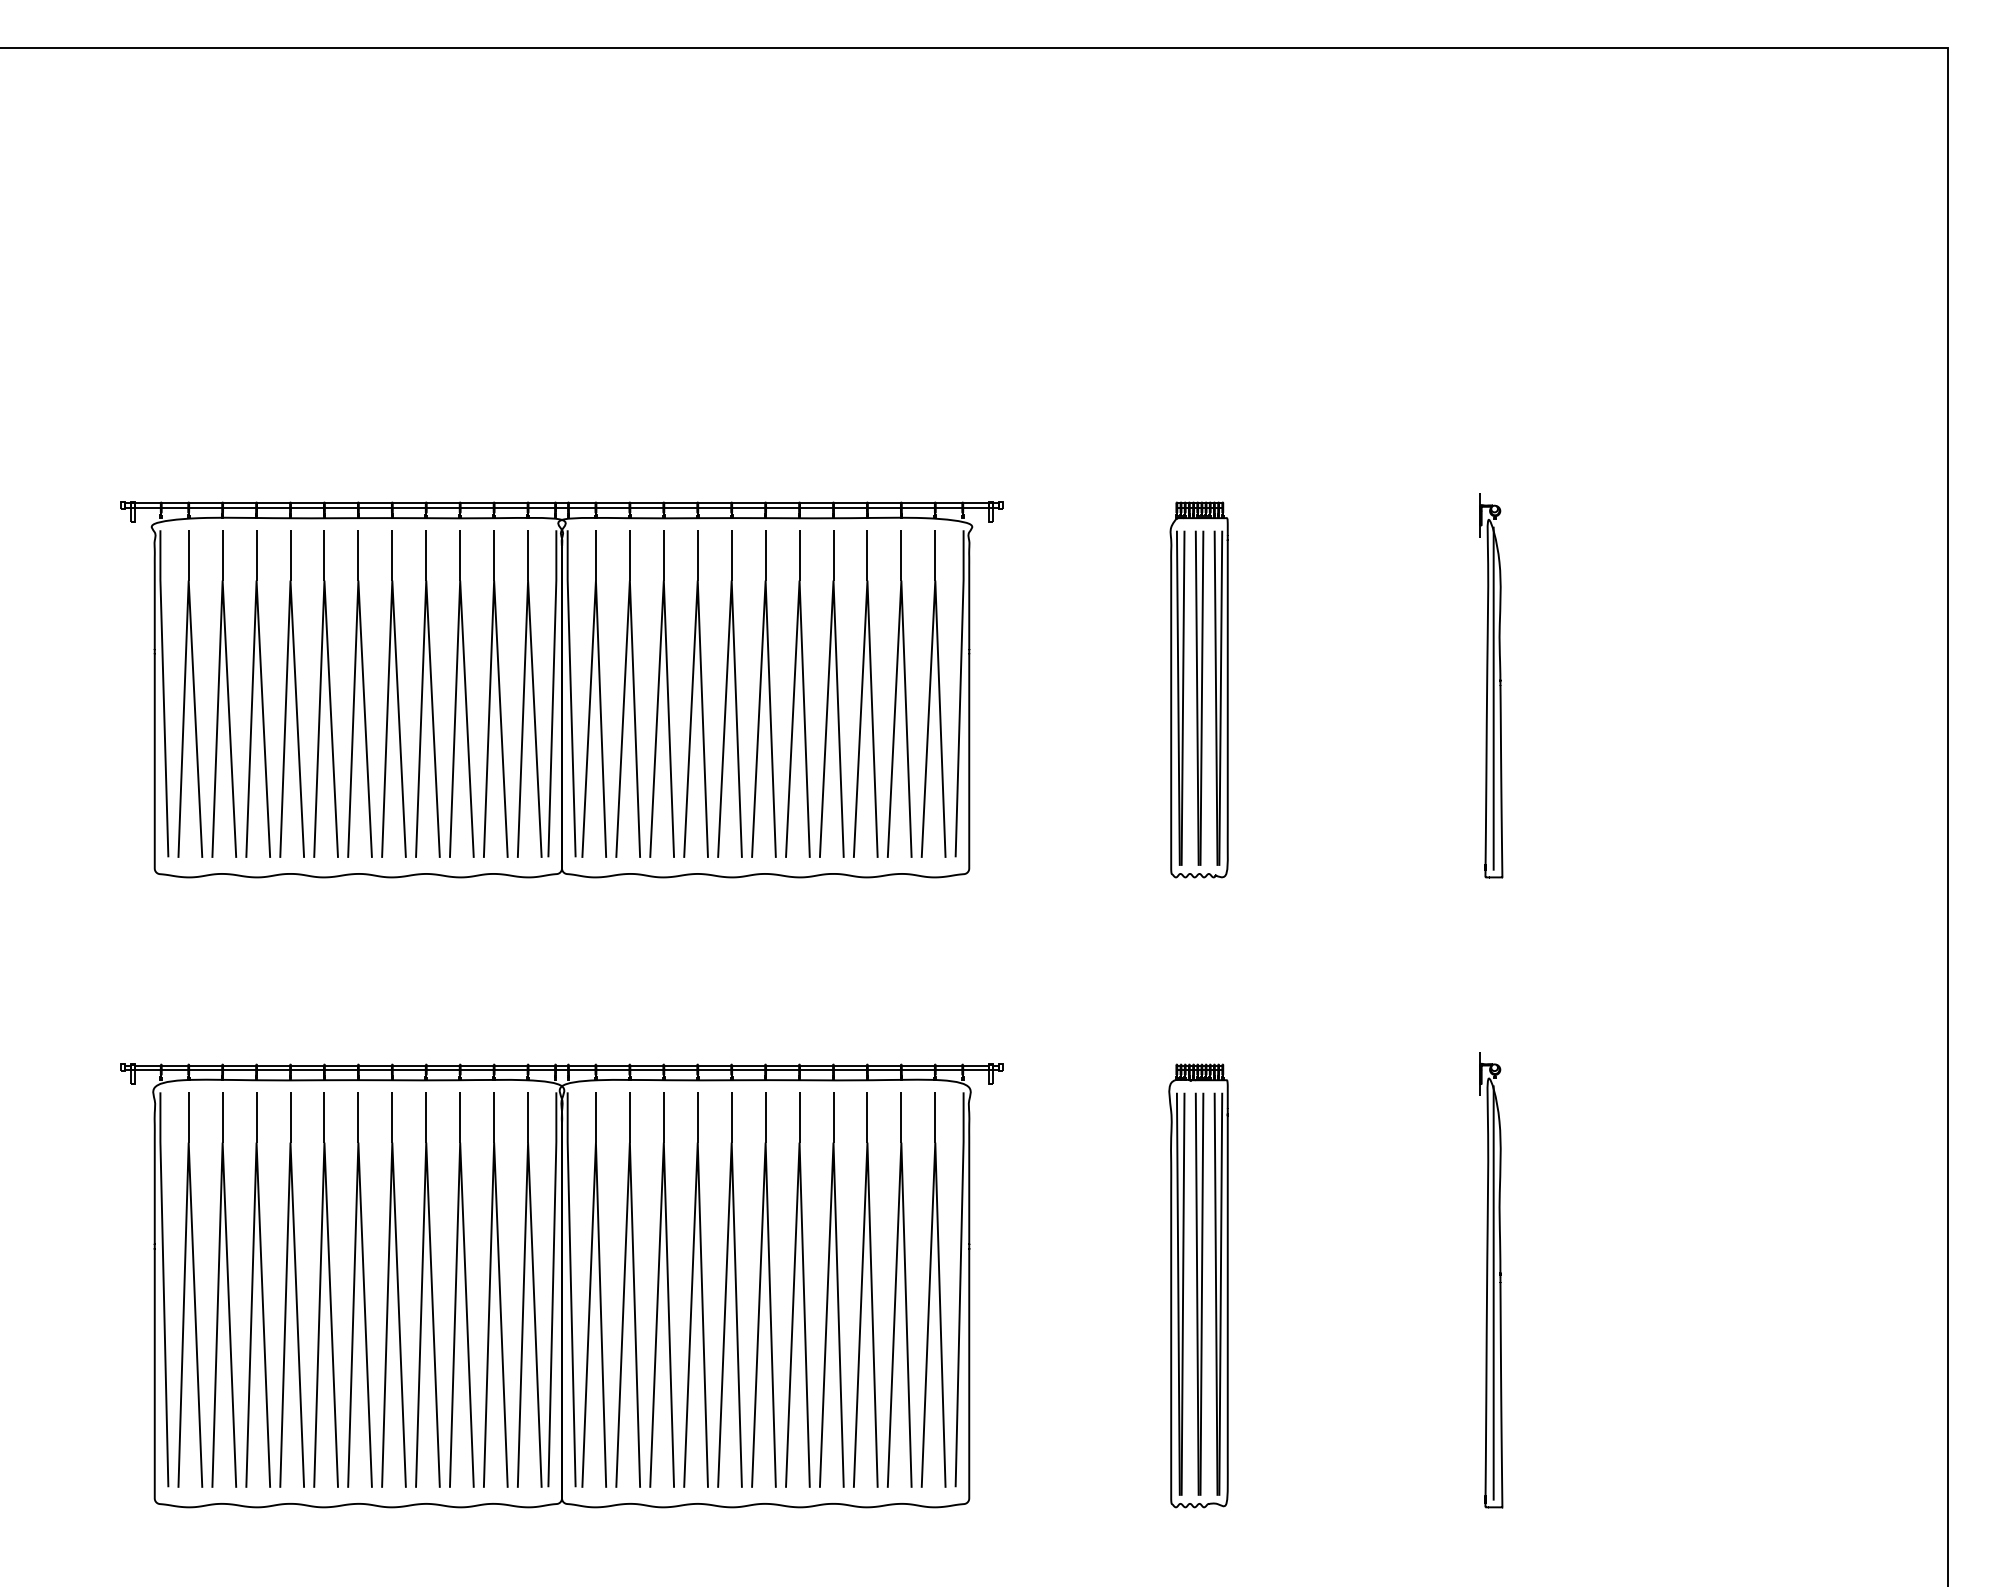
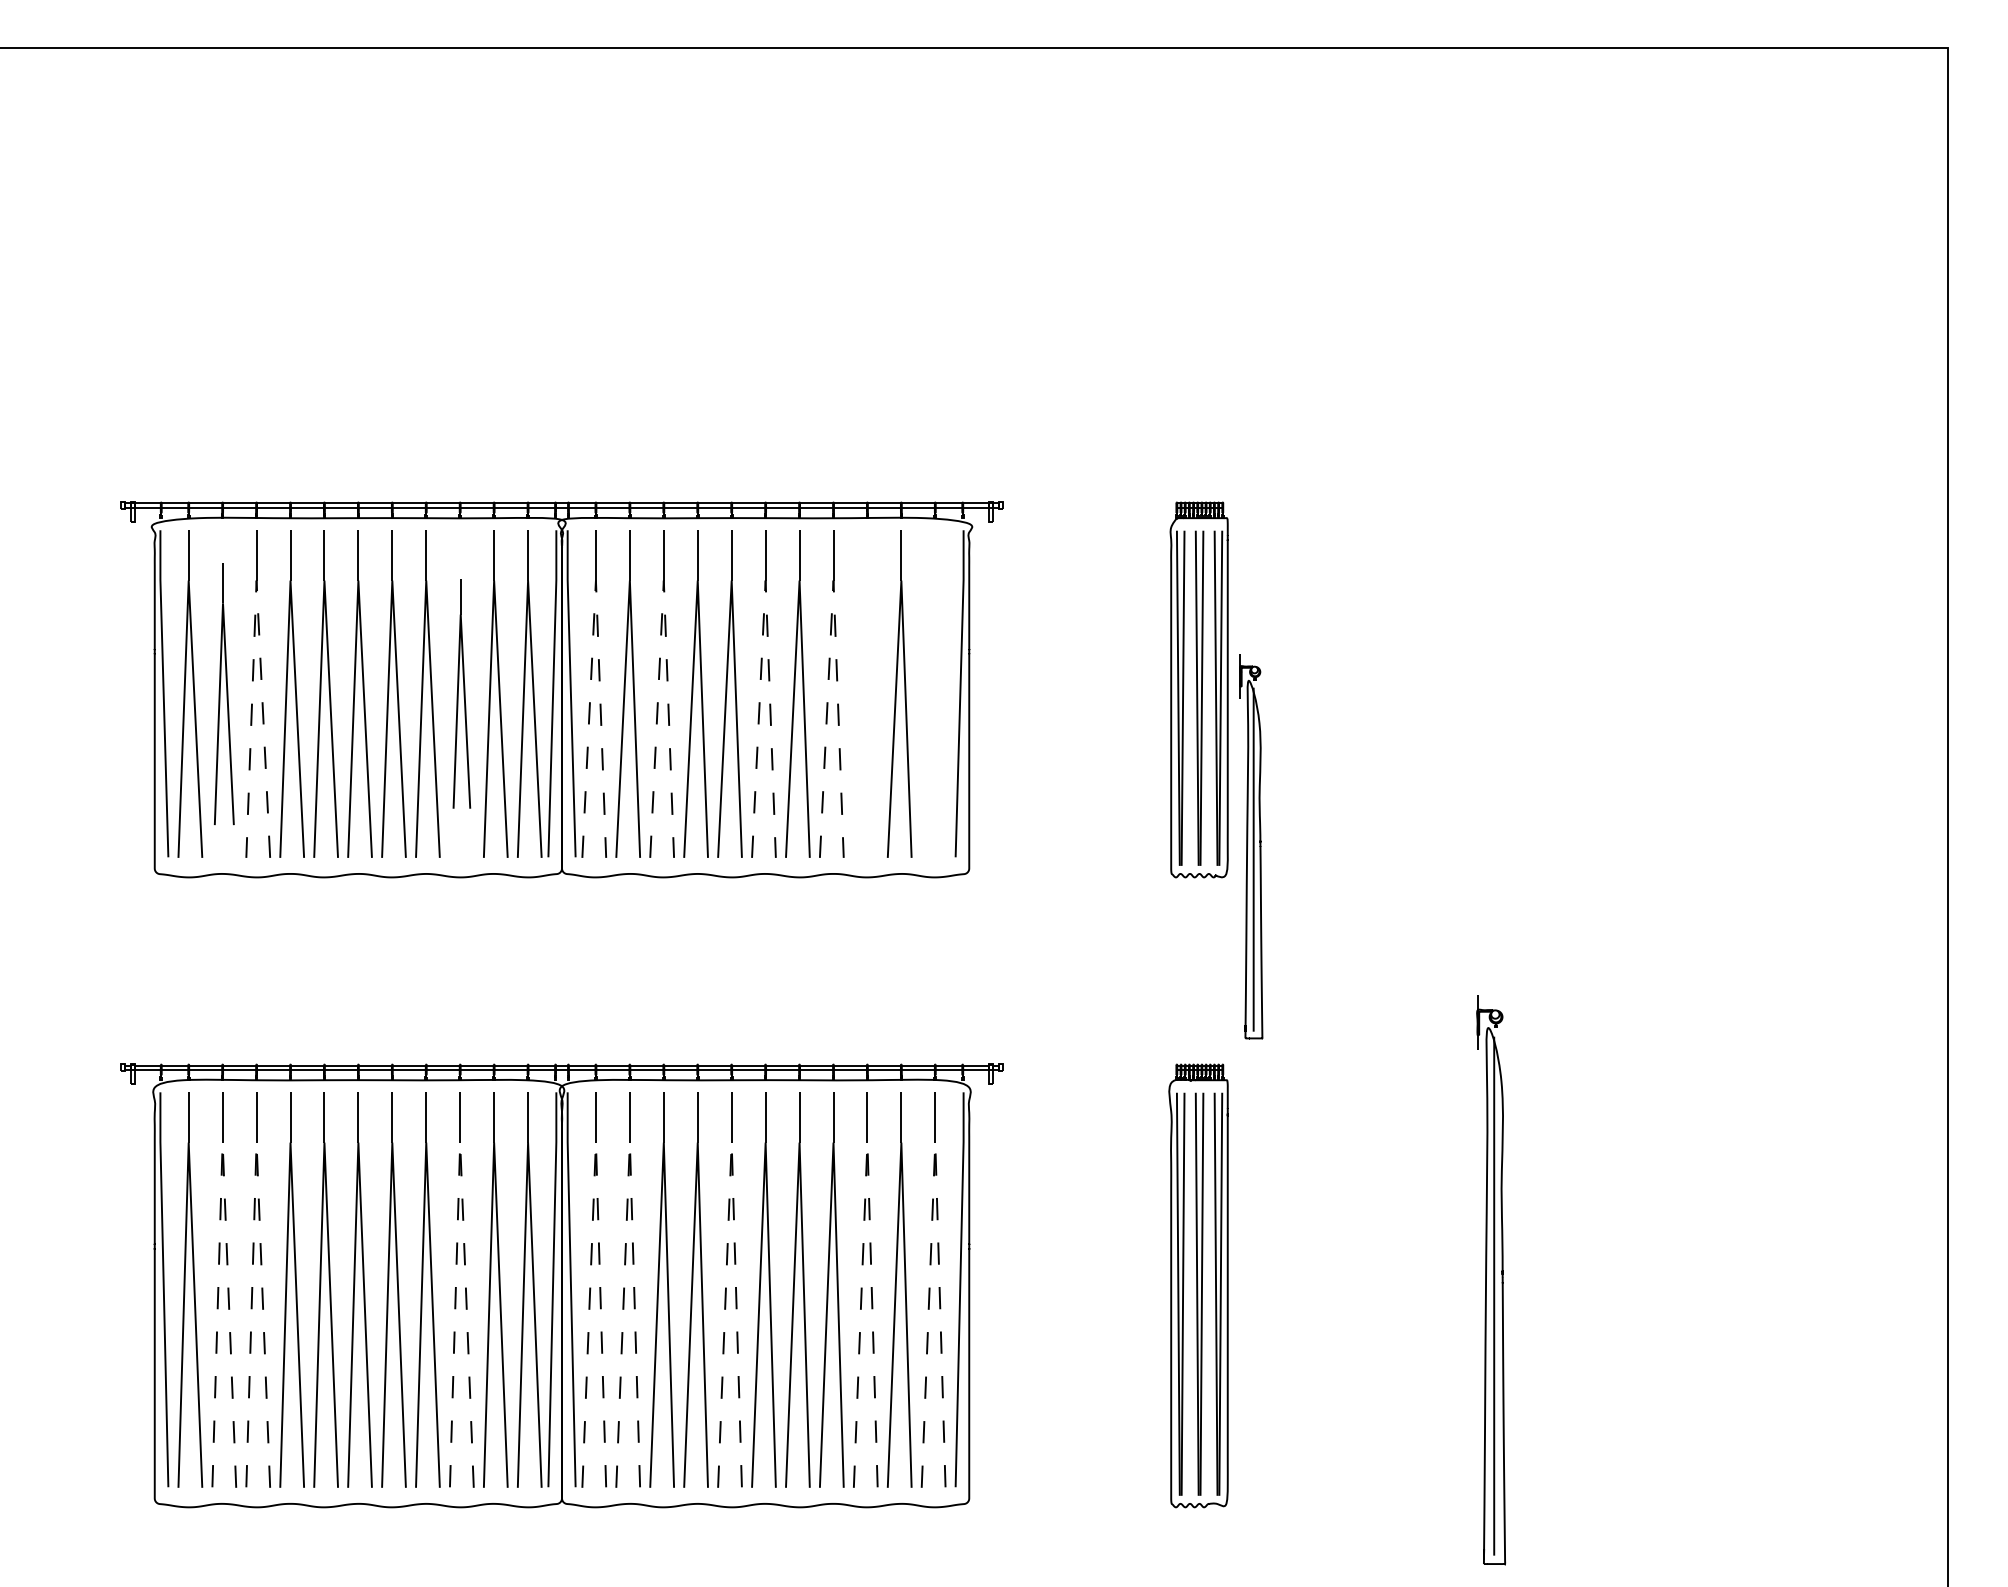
line: solid -> dashed (256, 580)
line: solid -> dashed (595, 580)
line: solid -> dashed (663, 580)
line: solid -> dashed (765, 580)
line: solid -> dashed (833, 580)
part position: (1491, 685) -> (1251, 846) (1251, 846)
part size: 27x328 px -> 21x263 px (224, 694)
part size: 26x328 px -> 20x230 px (461, 693)
part: present -> none (865, 693)
part: present -> none (933, 693)
line: solid -> dashed (222, 1142)
line: solid -> dashed (256, 1142)
line: solid -> dashed (460, 1142)
line: solid -> dashed (595, 1142)
line: solid -> dashed (629, 1142)
line: solid -> dashed (731, 1142)
line: solid -> dashed (867, 1142)
line: solid -> dashed (935, 1142)
part size: 25x457 px -> 30x571 px (1490, 1280)
